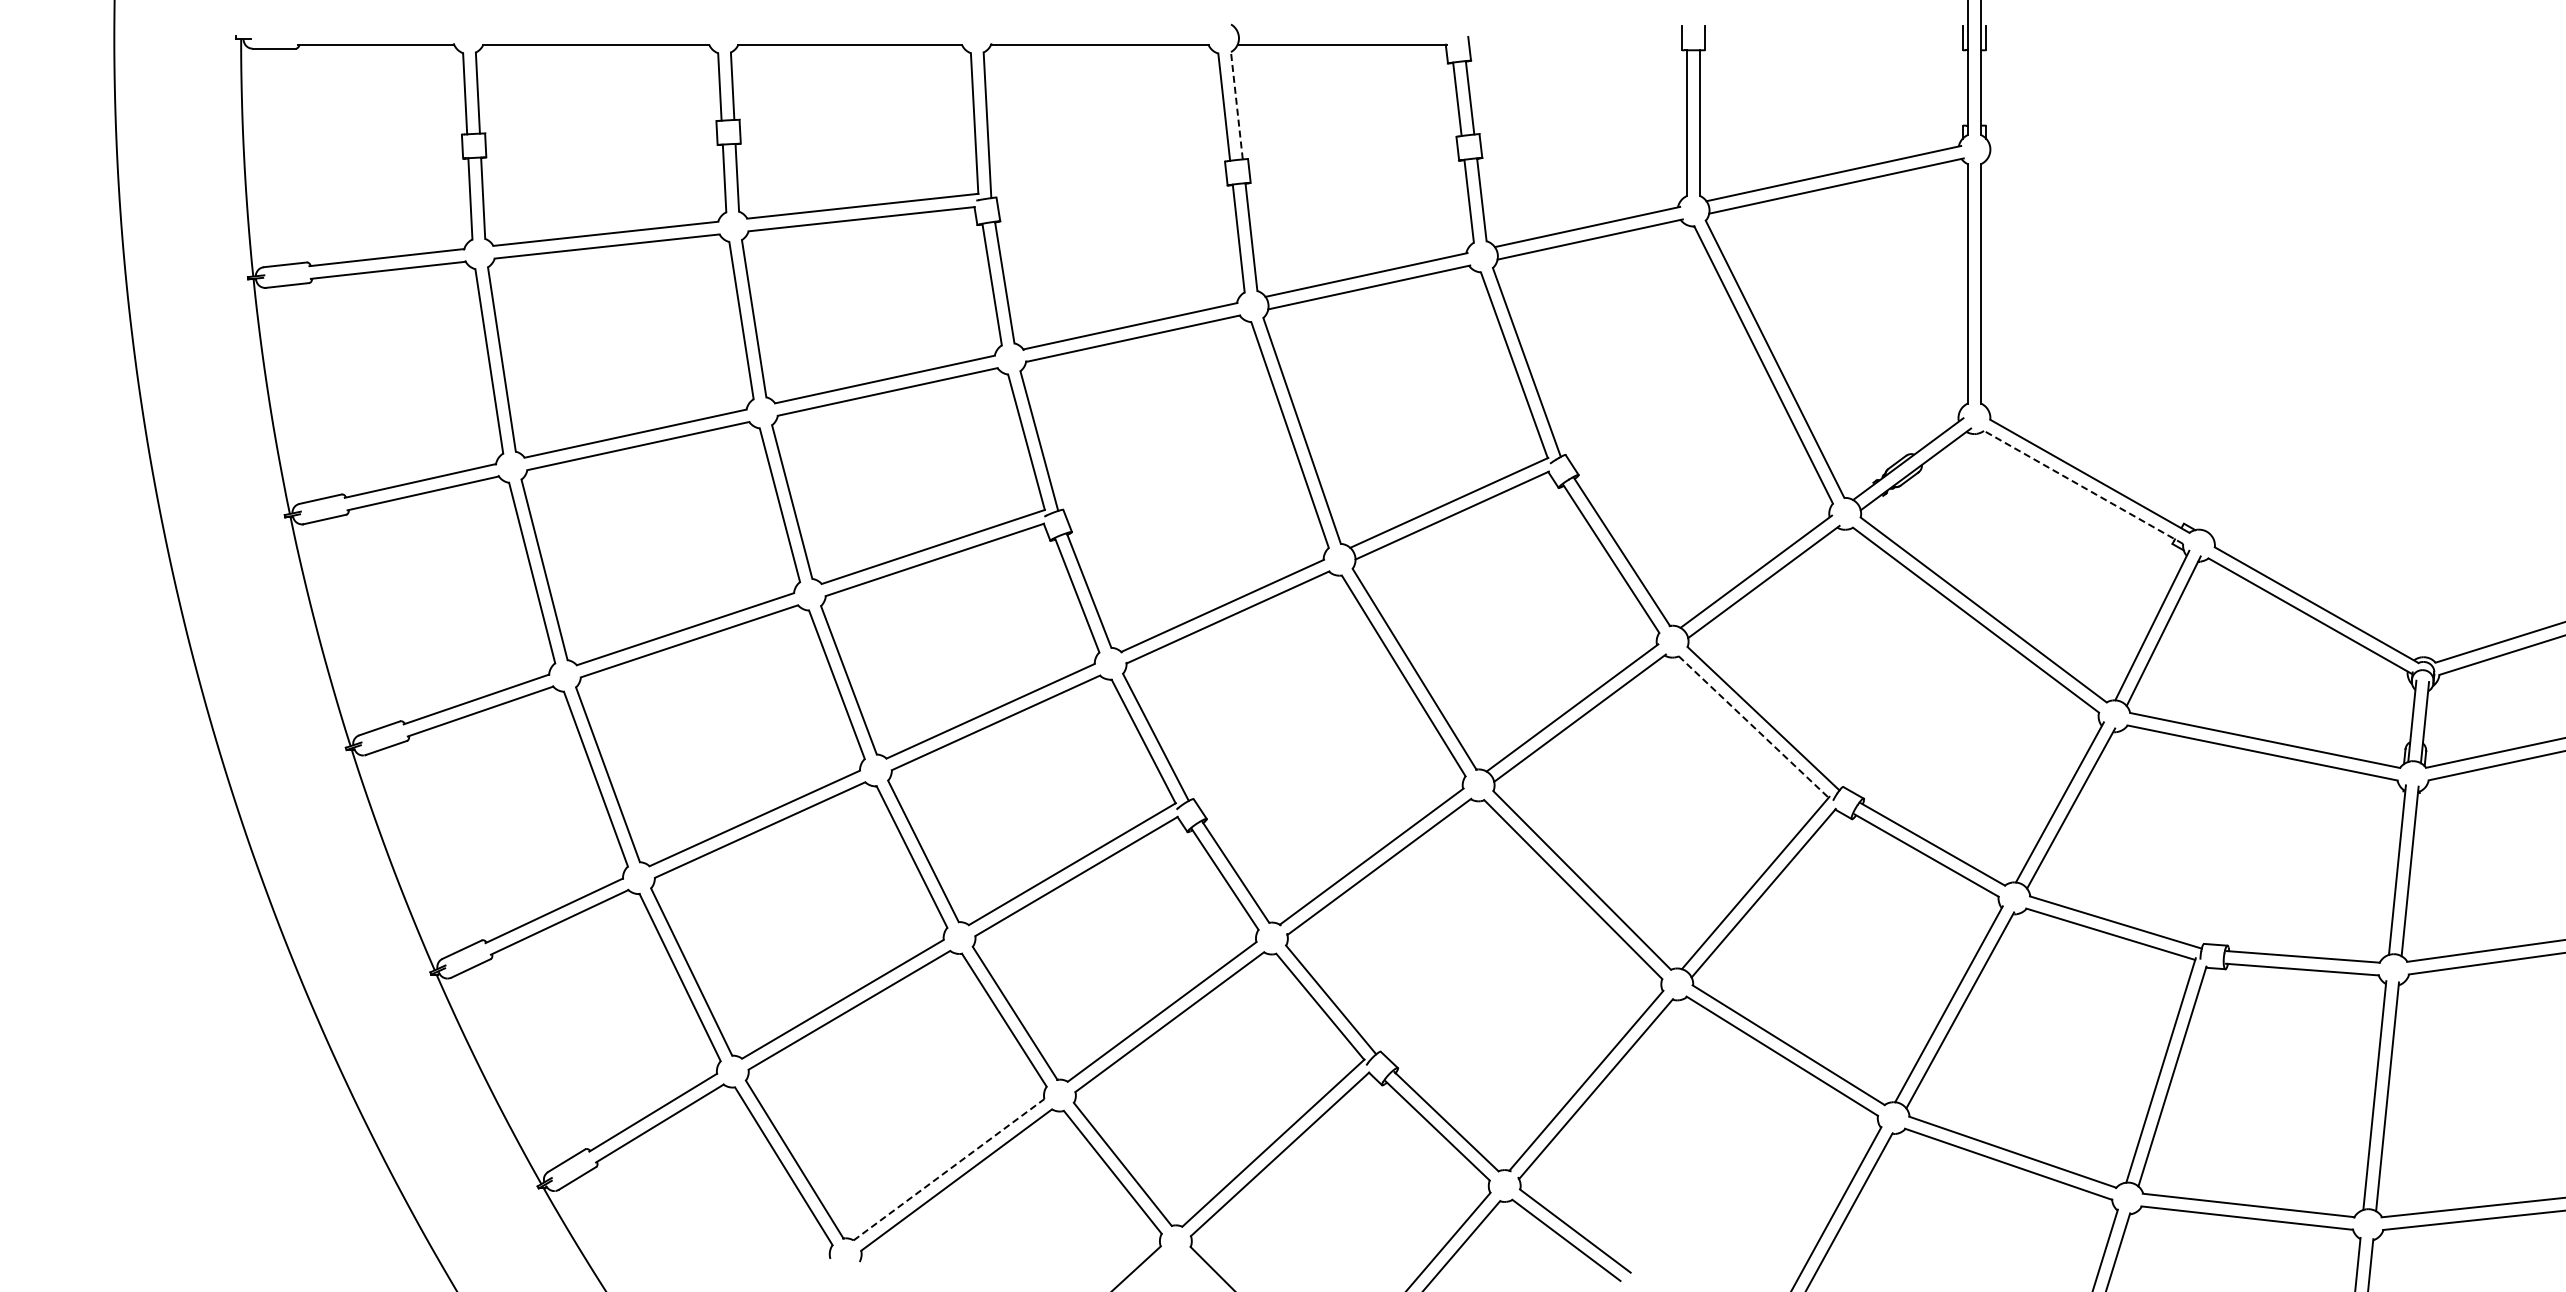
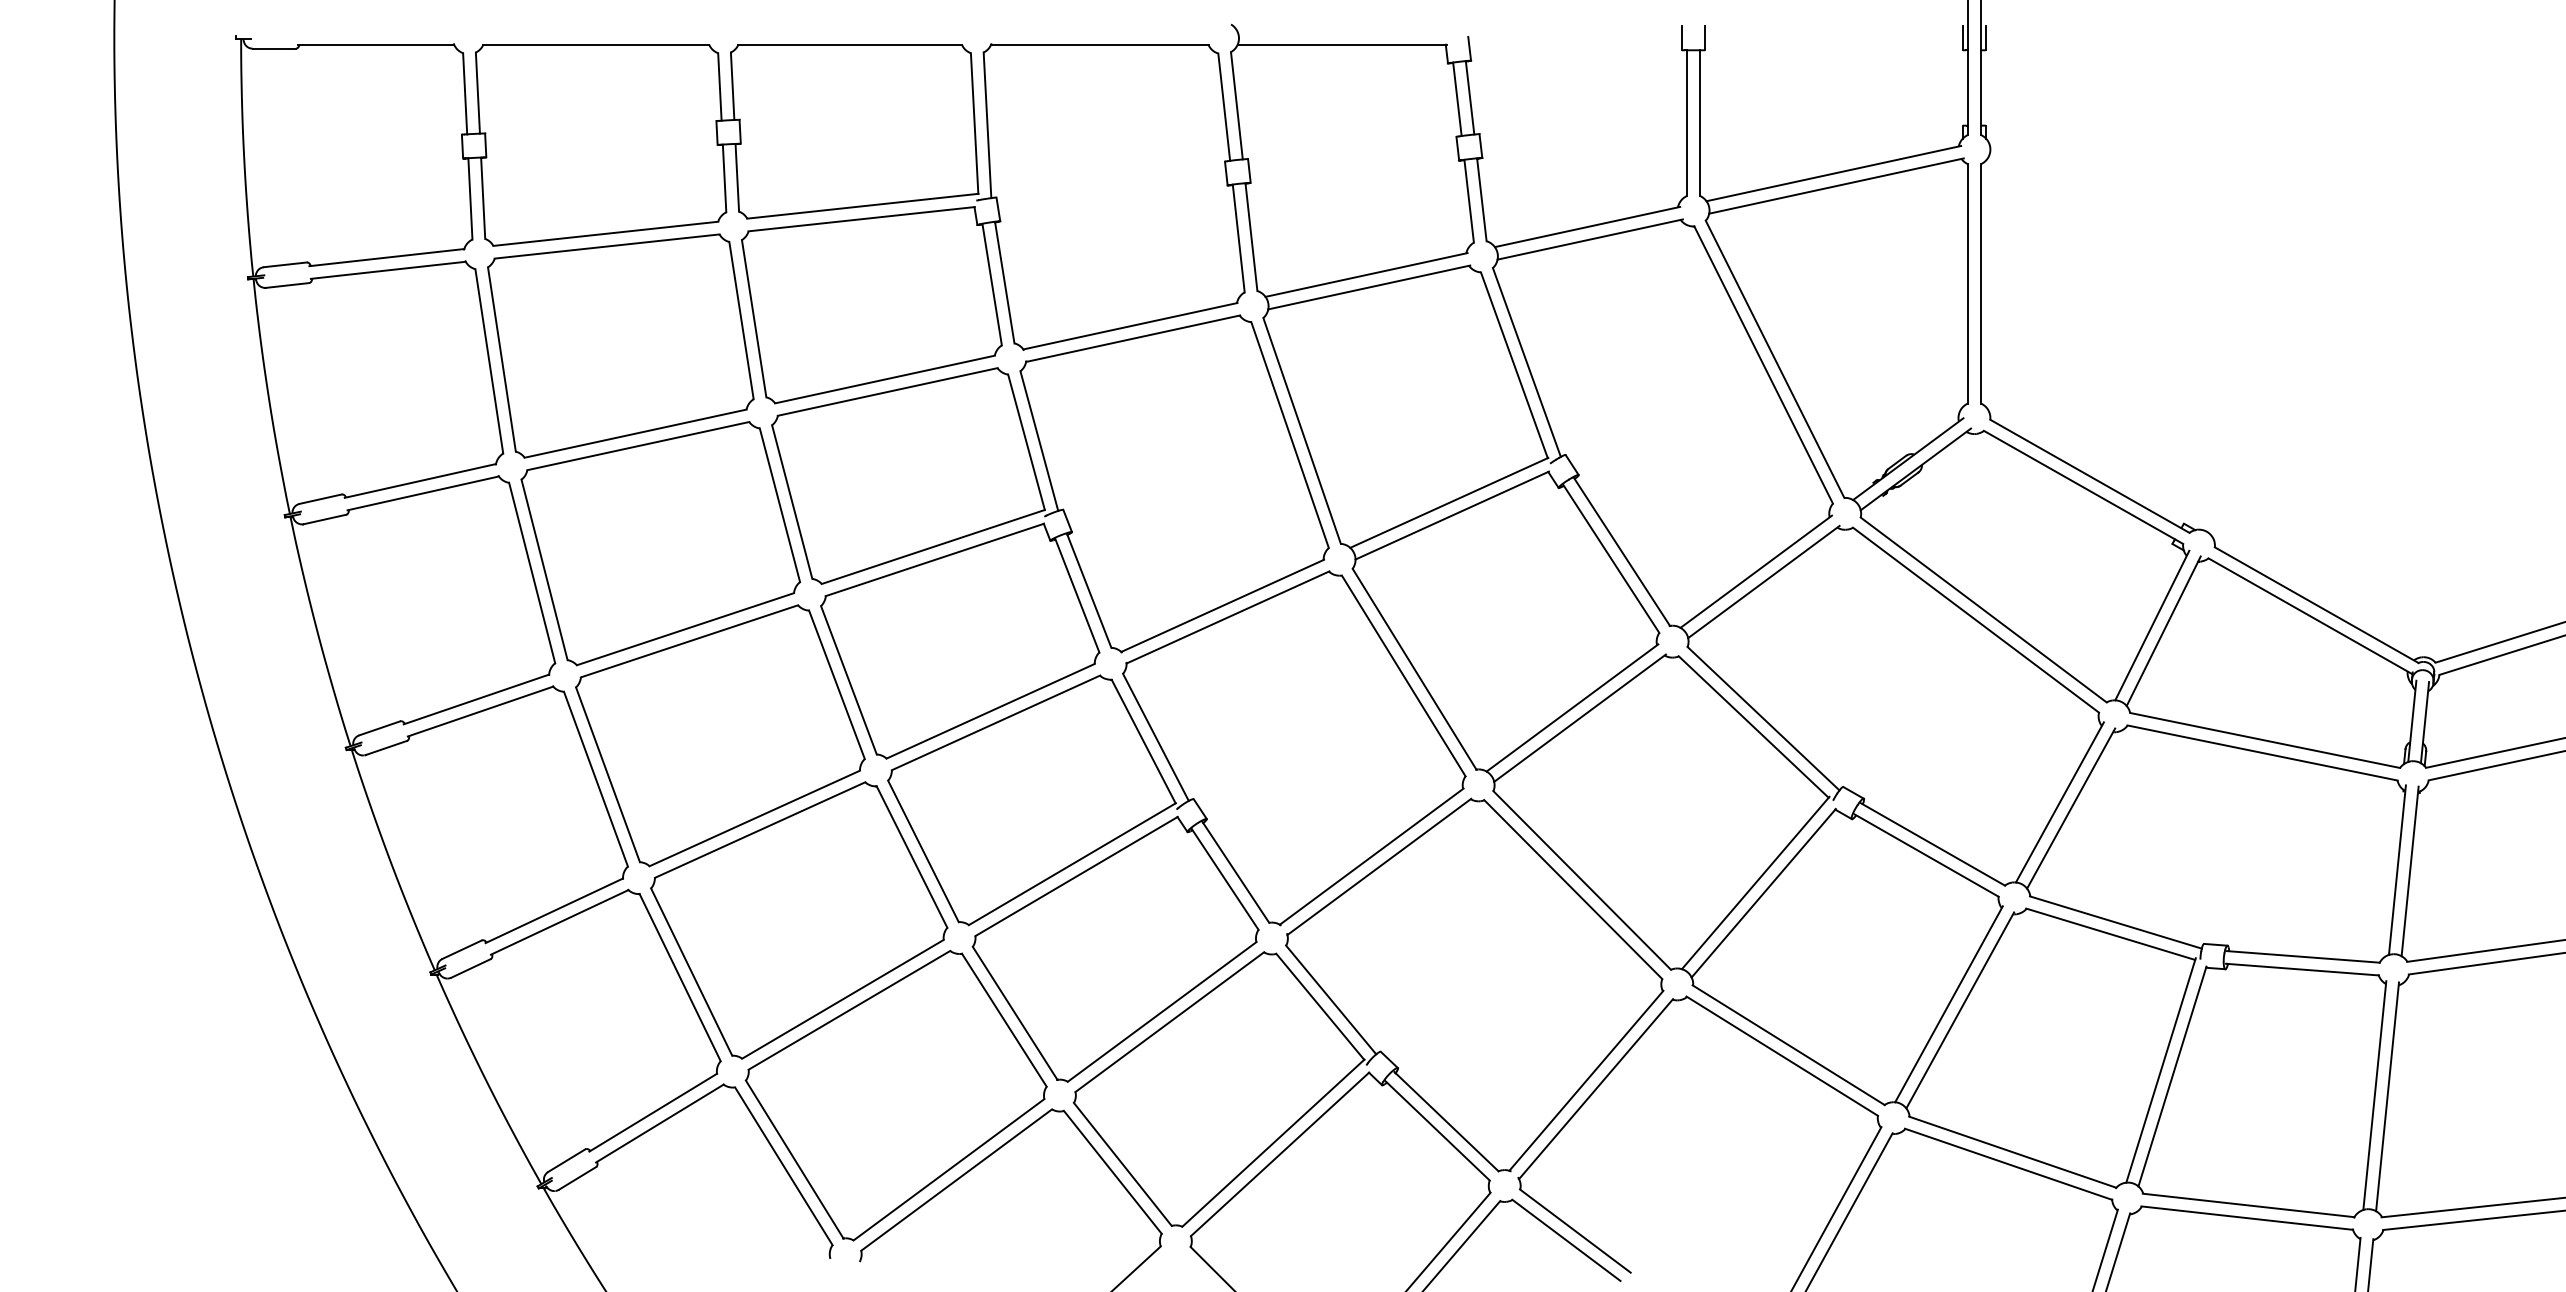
line: dashed -> solid (1236, 105)
line: dashed -> solid (2083, 487)
line: dashed -> solid (1754, 727)
line: dashed -> solid (948, 1169)
